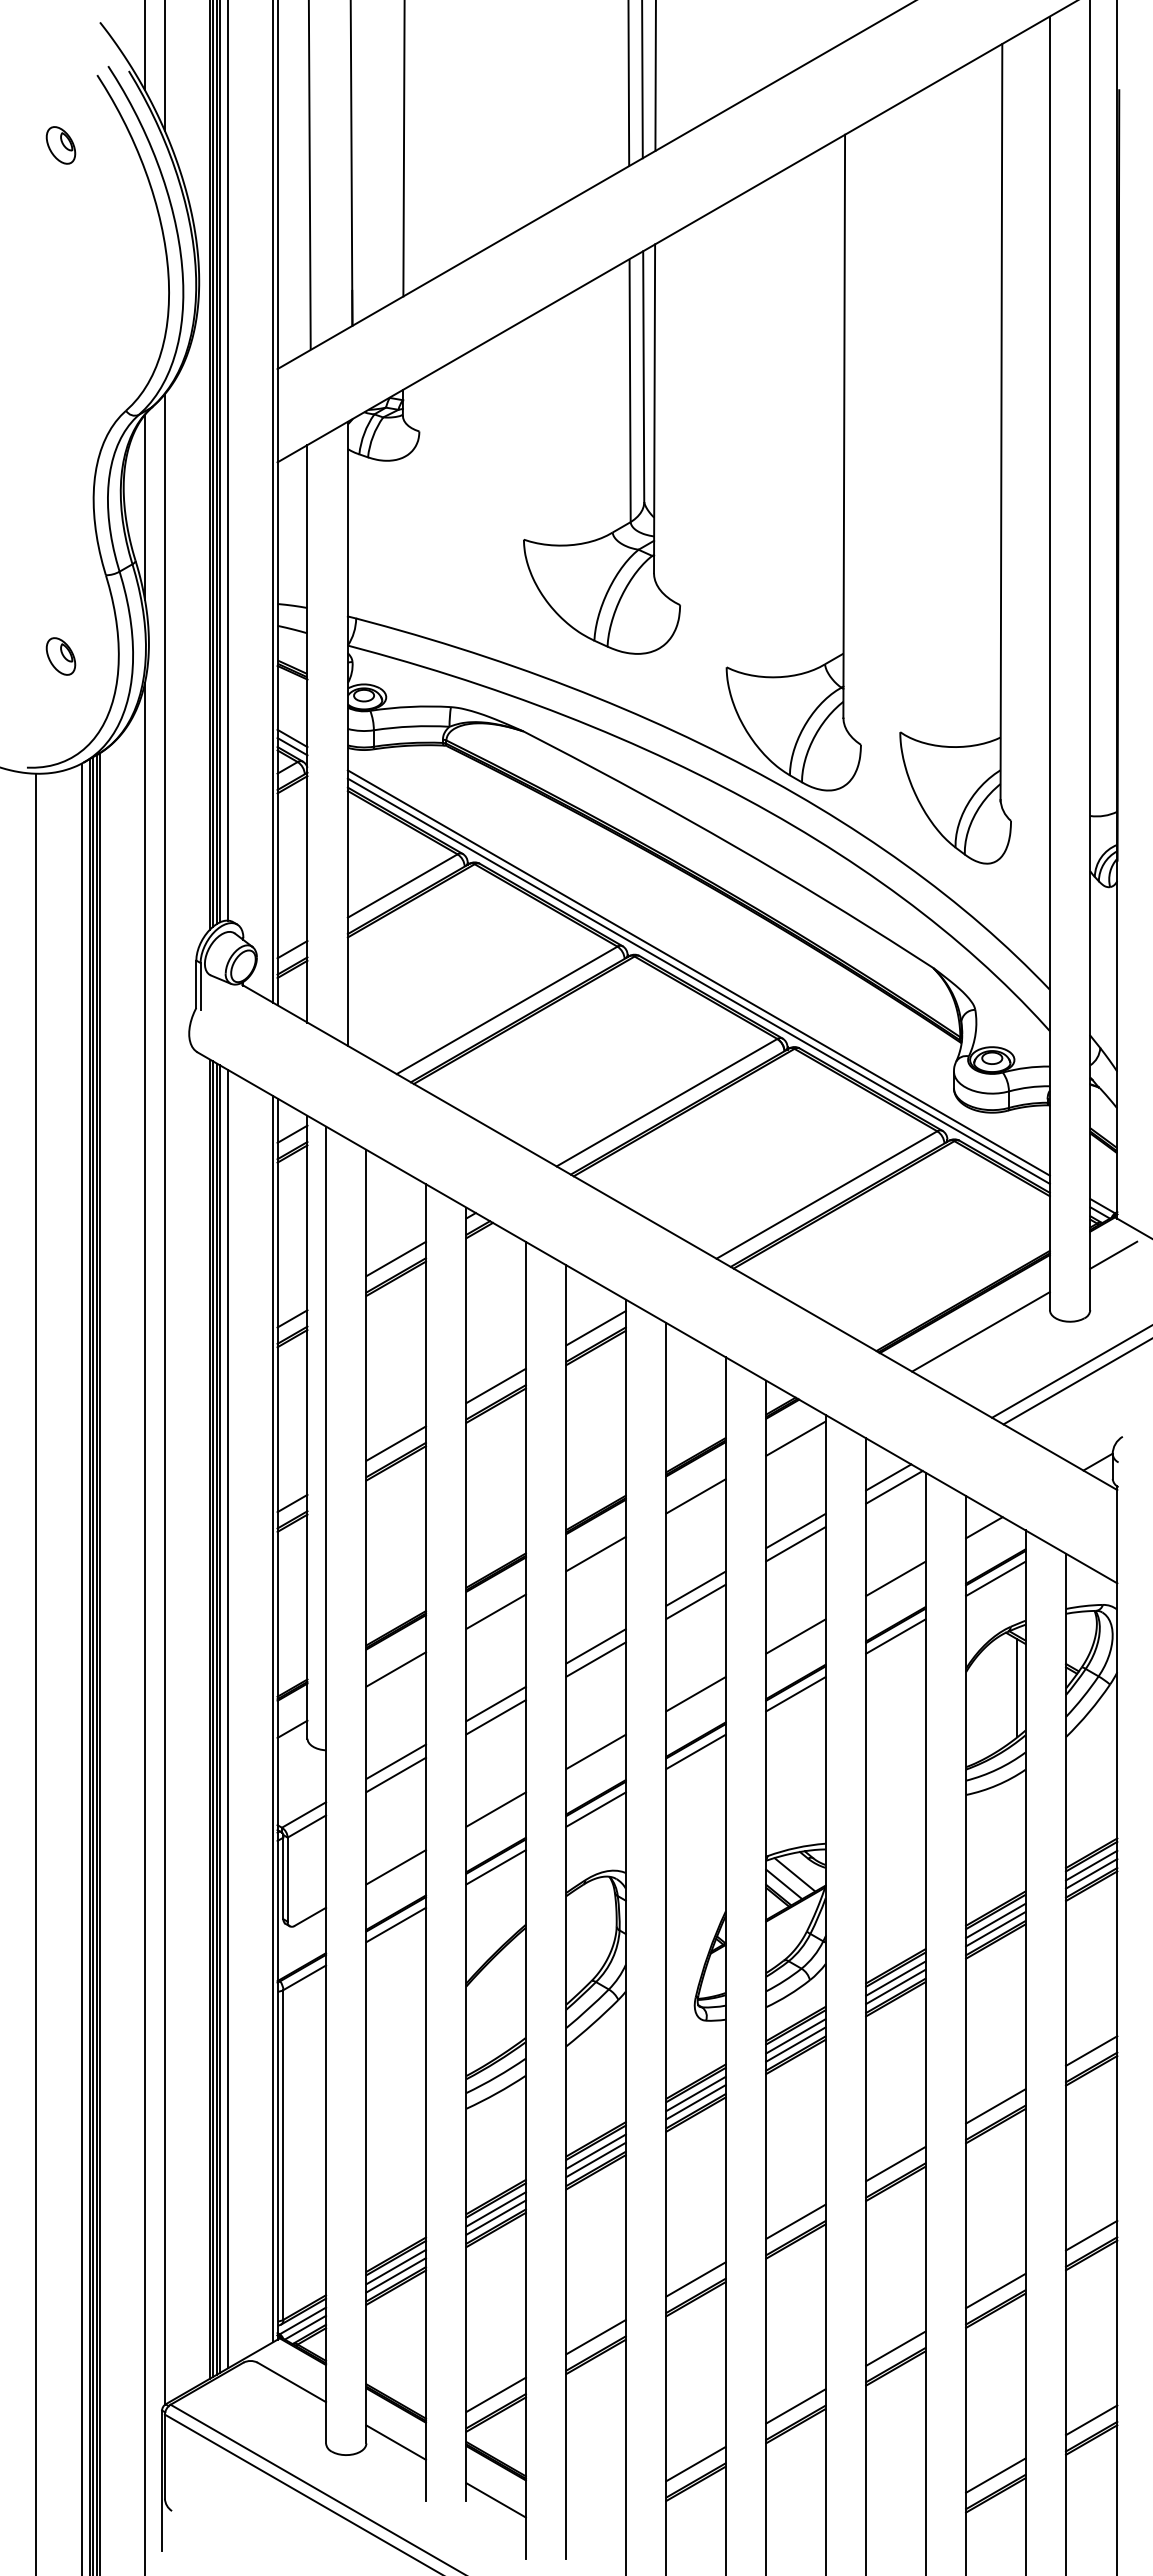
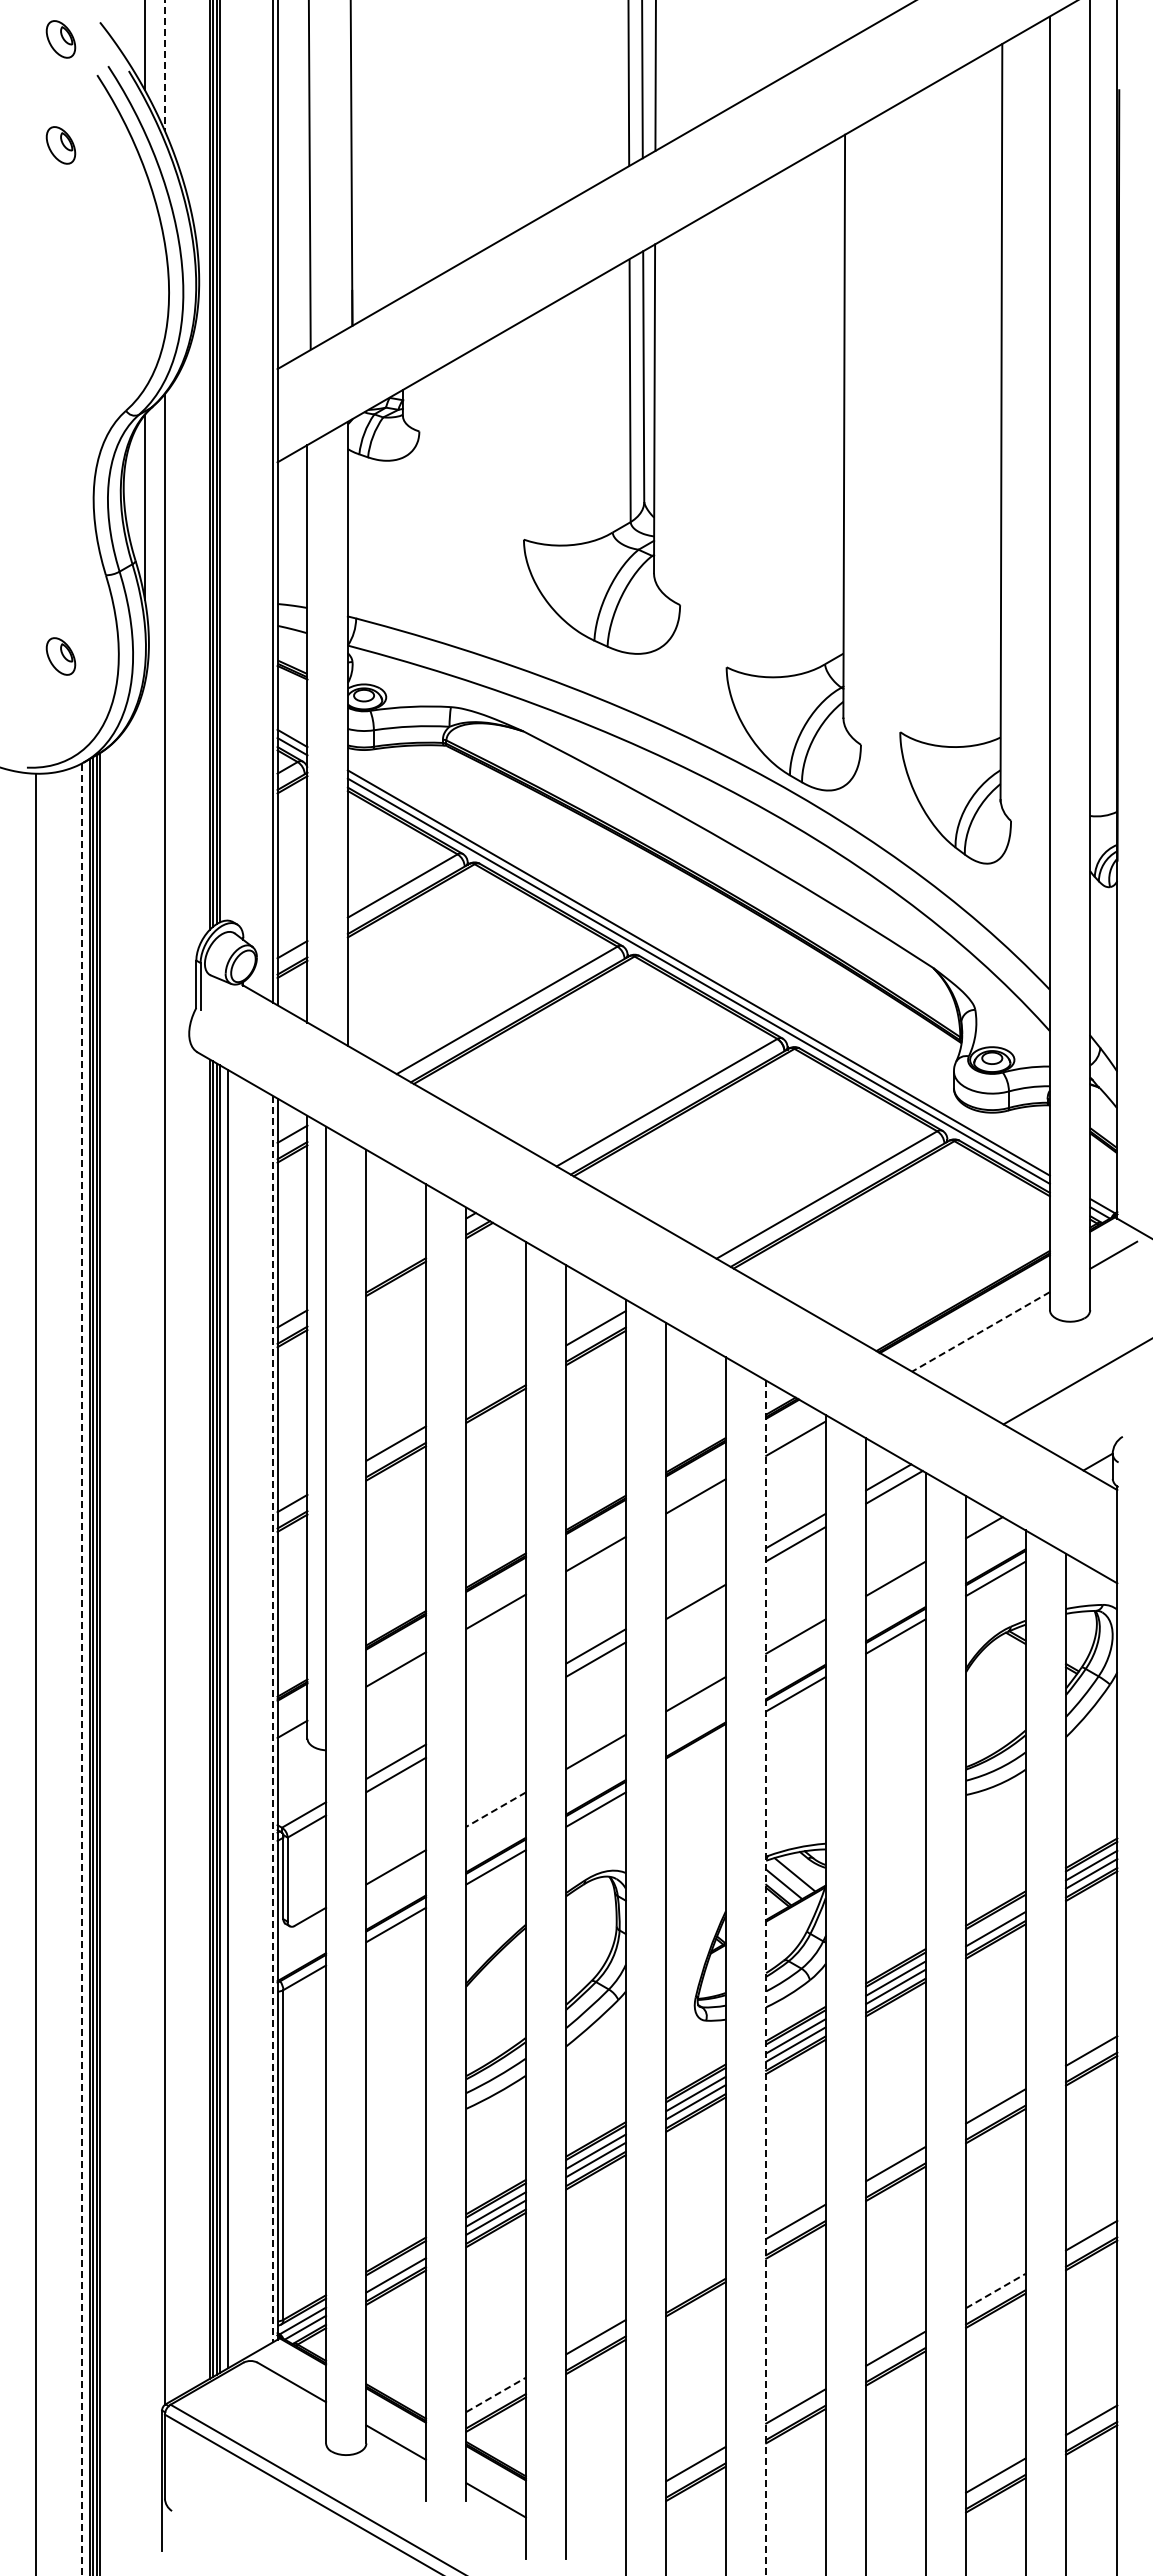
part: none -> present (60, 39)
line: solid -> dashed (164, 66)
line: present -> none (403, 149)
line: present -> none (228, 461)
line: present -> none (395, 1258)
line: solid -> dashed (981, 1331)
line: present -> none (1070, 1371)
line: present -> none (495, 1385)
line: present -> none (695, 1588)
line: present -> none (144, 1627)
line: solid -> dashed (81, 1669)
line: present -> none (1017, 1688)
line: present -> none (495, 1703)
line: present -> none (495, 1717)
line: solid -> dashed (273, 1719)
line: present -> none (695, 1751)
line: solid -> dashed (495, 1809)
line: present -> none (995, 1920)
line: solid -> dashed (766, 1977)
line: present -> none (395, 2266)
line: present -> none (695, 2279)
line: solid -> dashed (996, 2290)
line: solid -> dashed (496, 2394)
